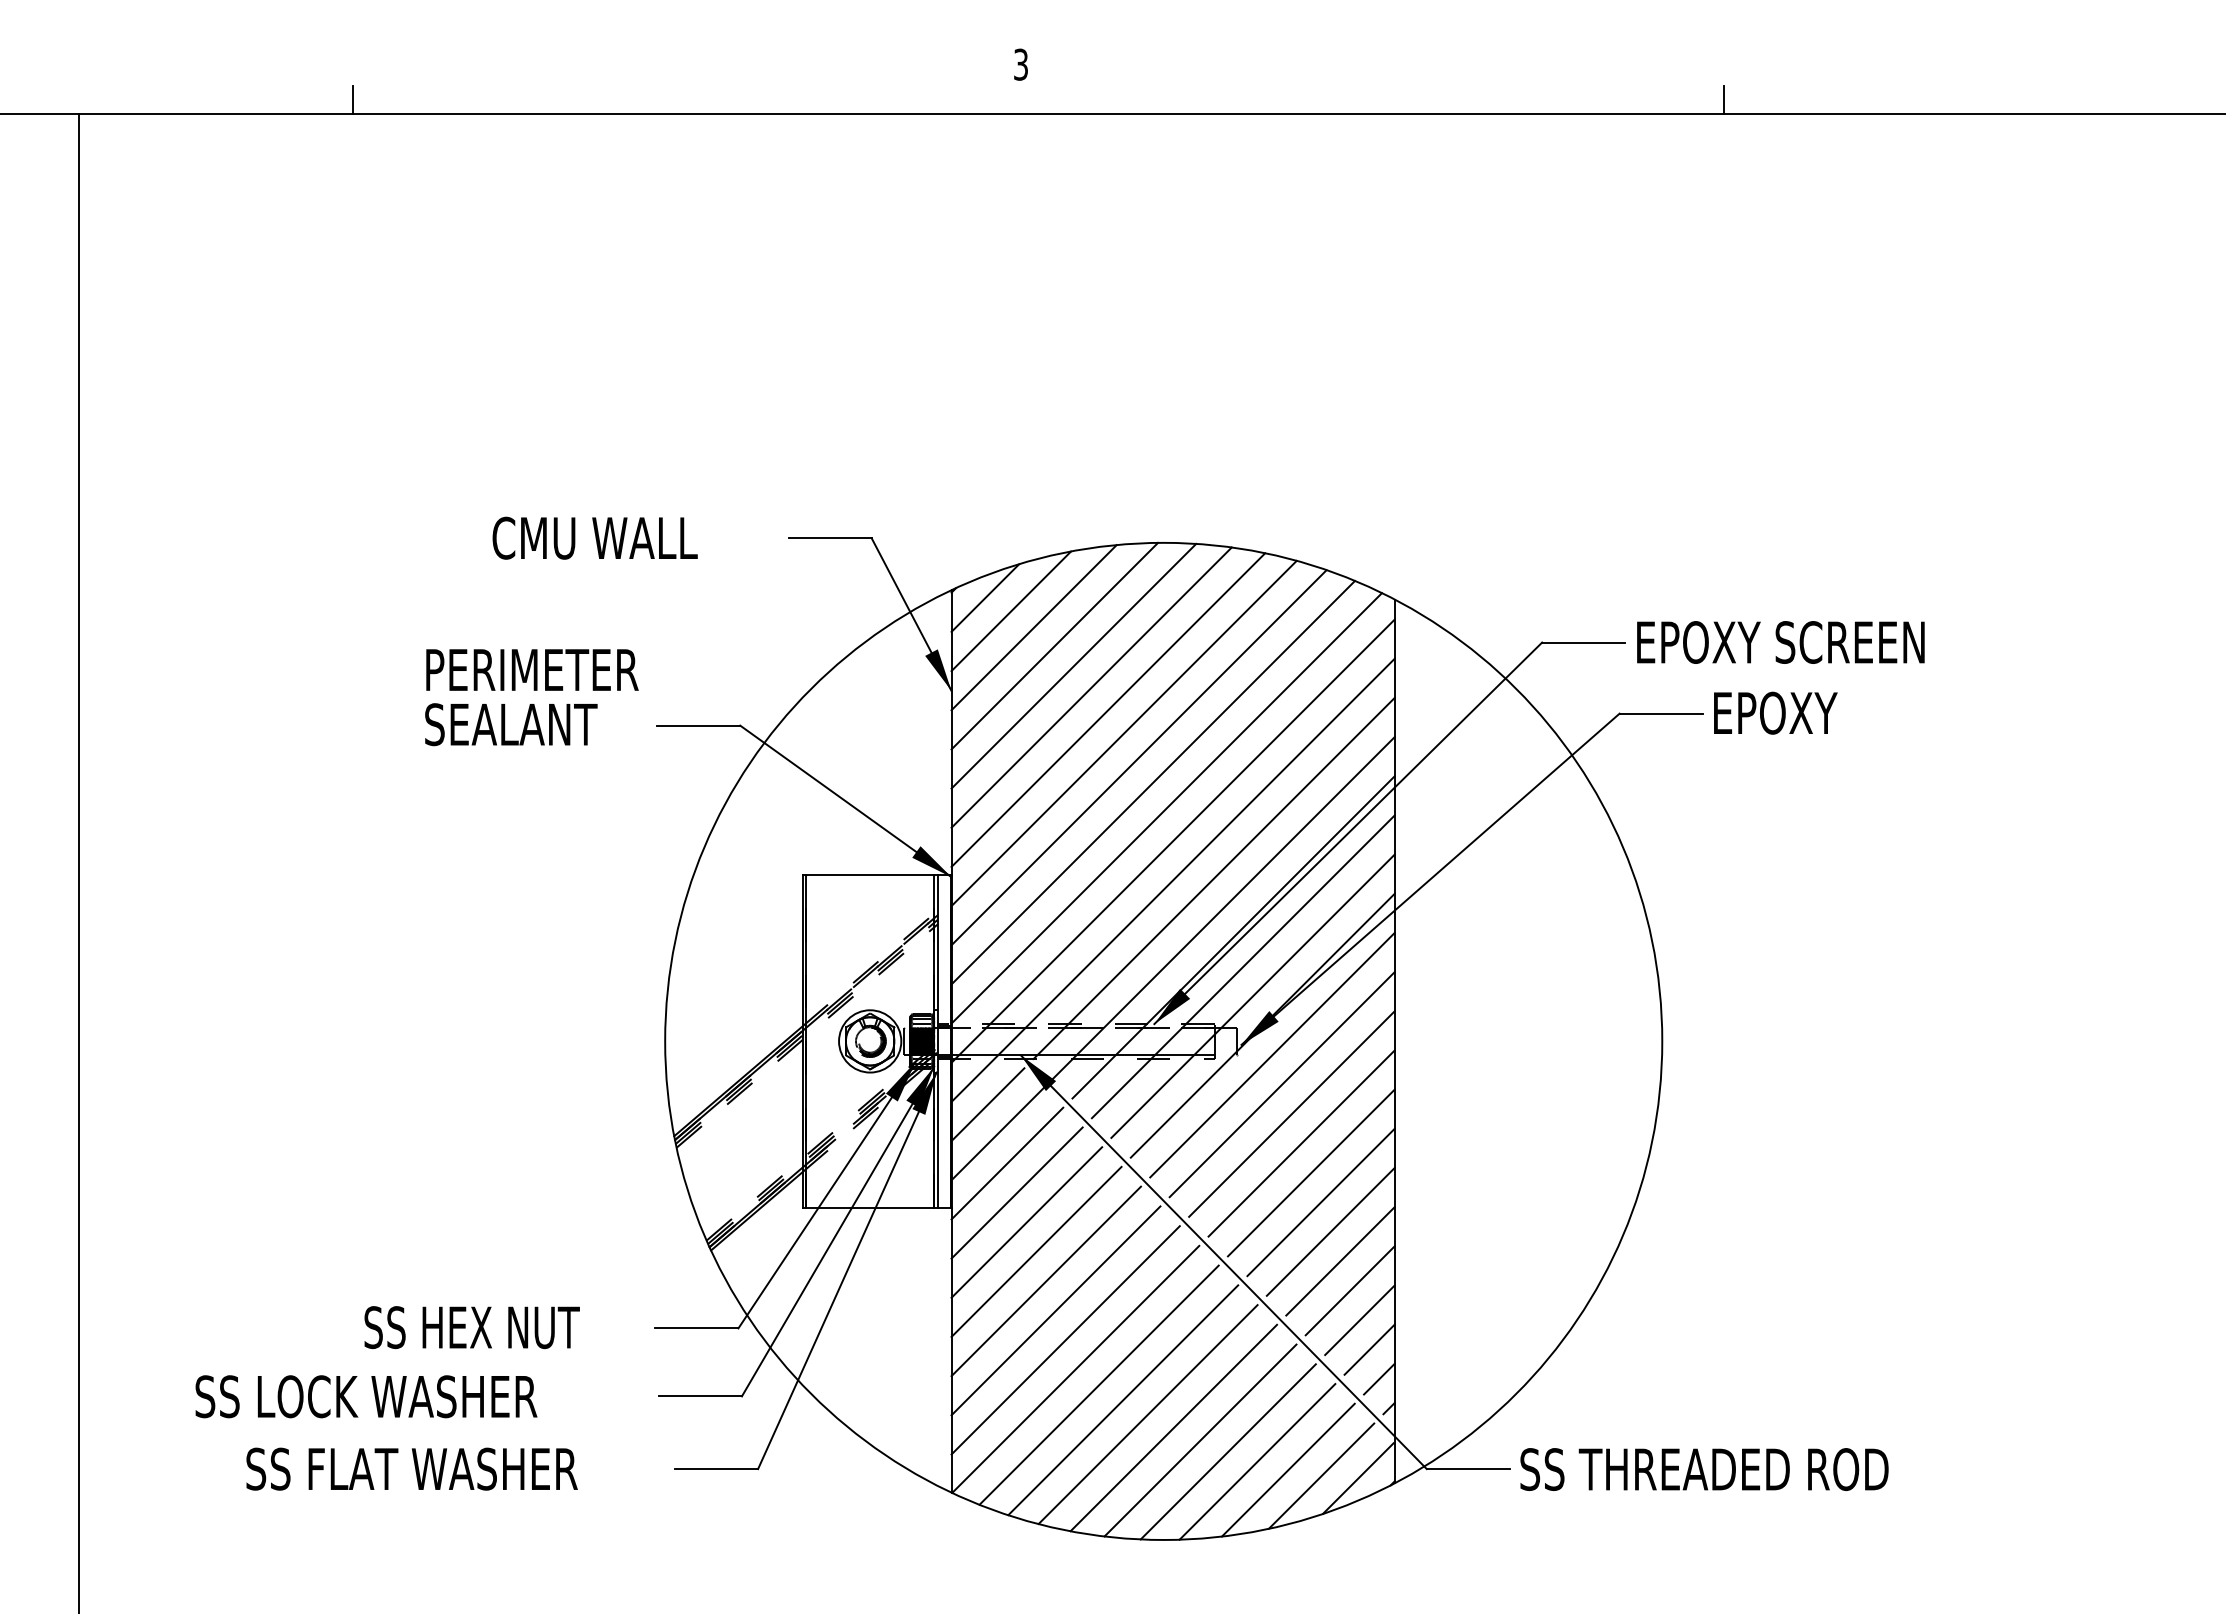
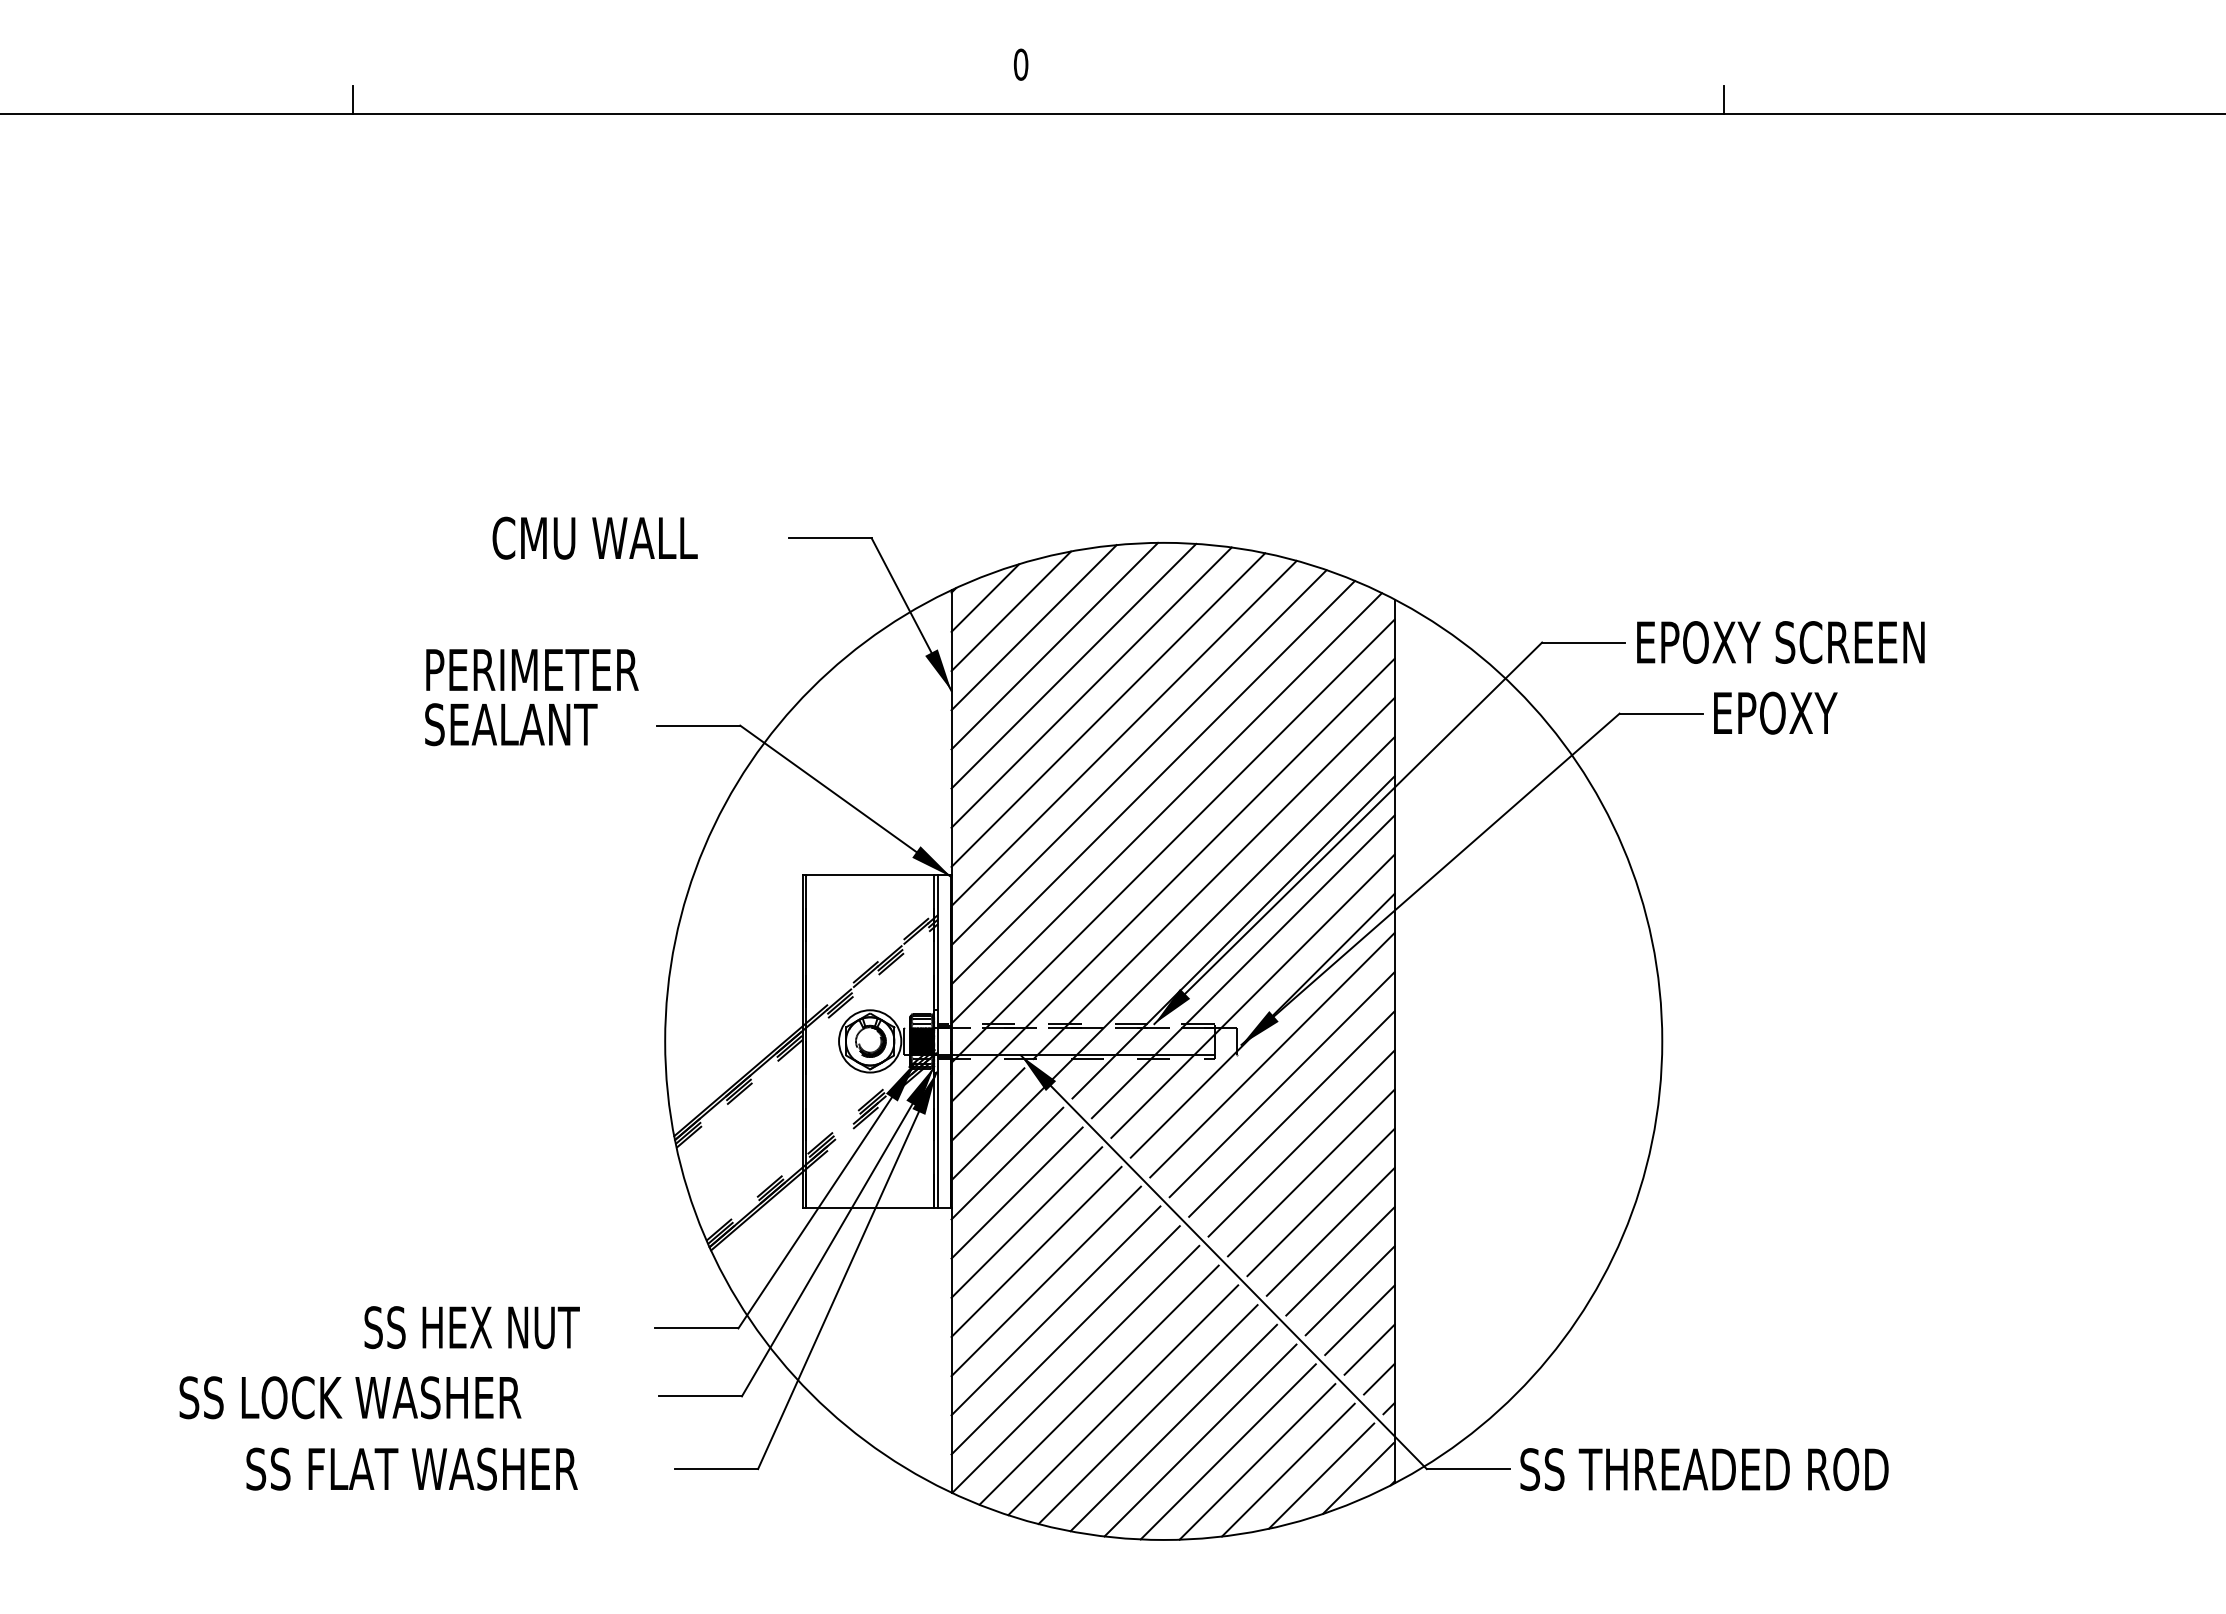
text: 3 -> 0 (1020, 64)
line: present -> none (78, 862)
text position: (366, 1396) -> (350, 1397) (350, 1397)
